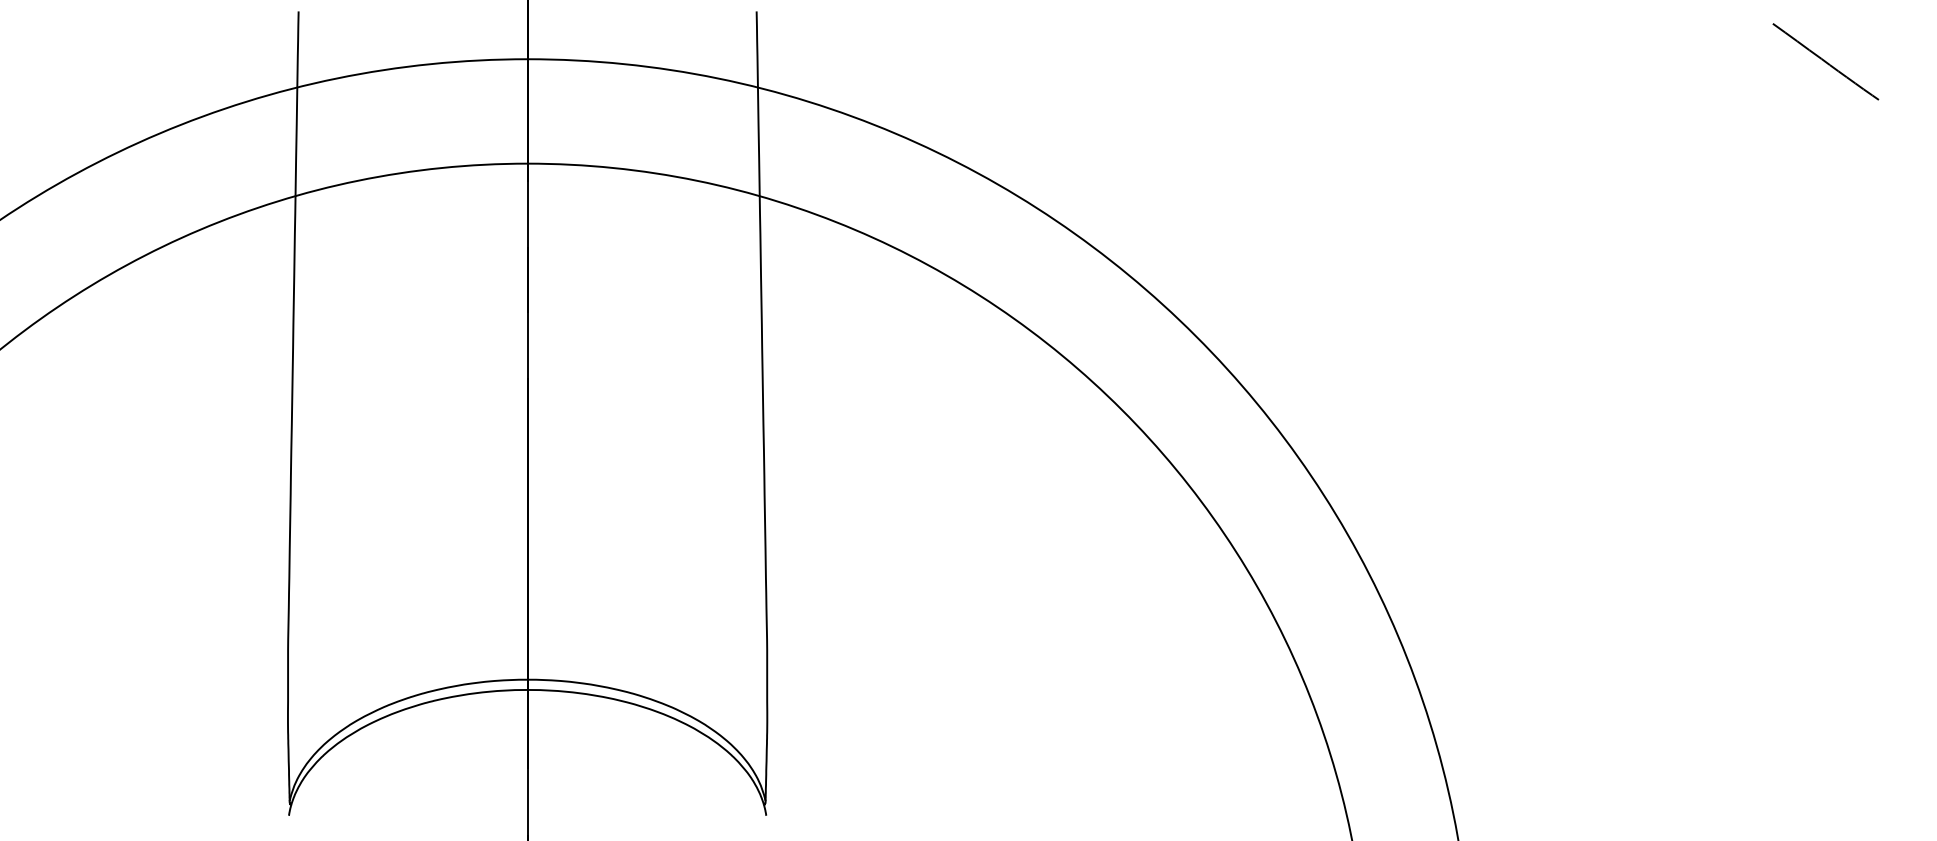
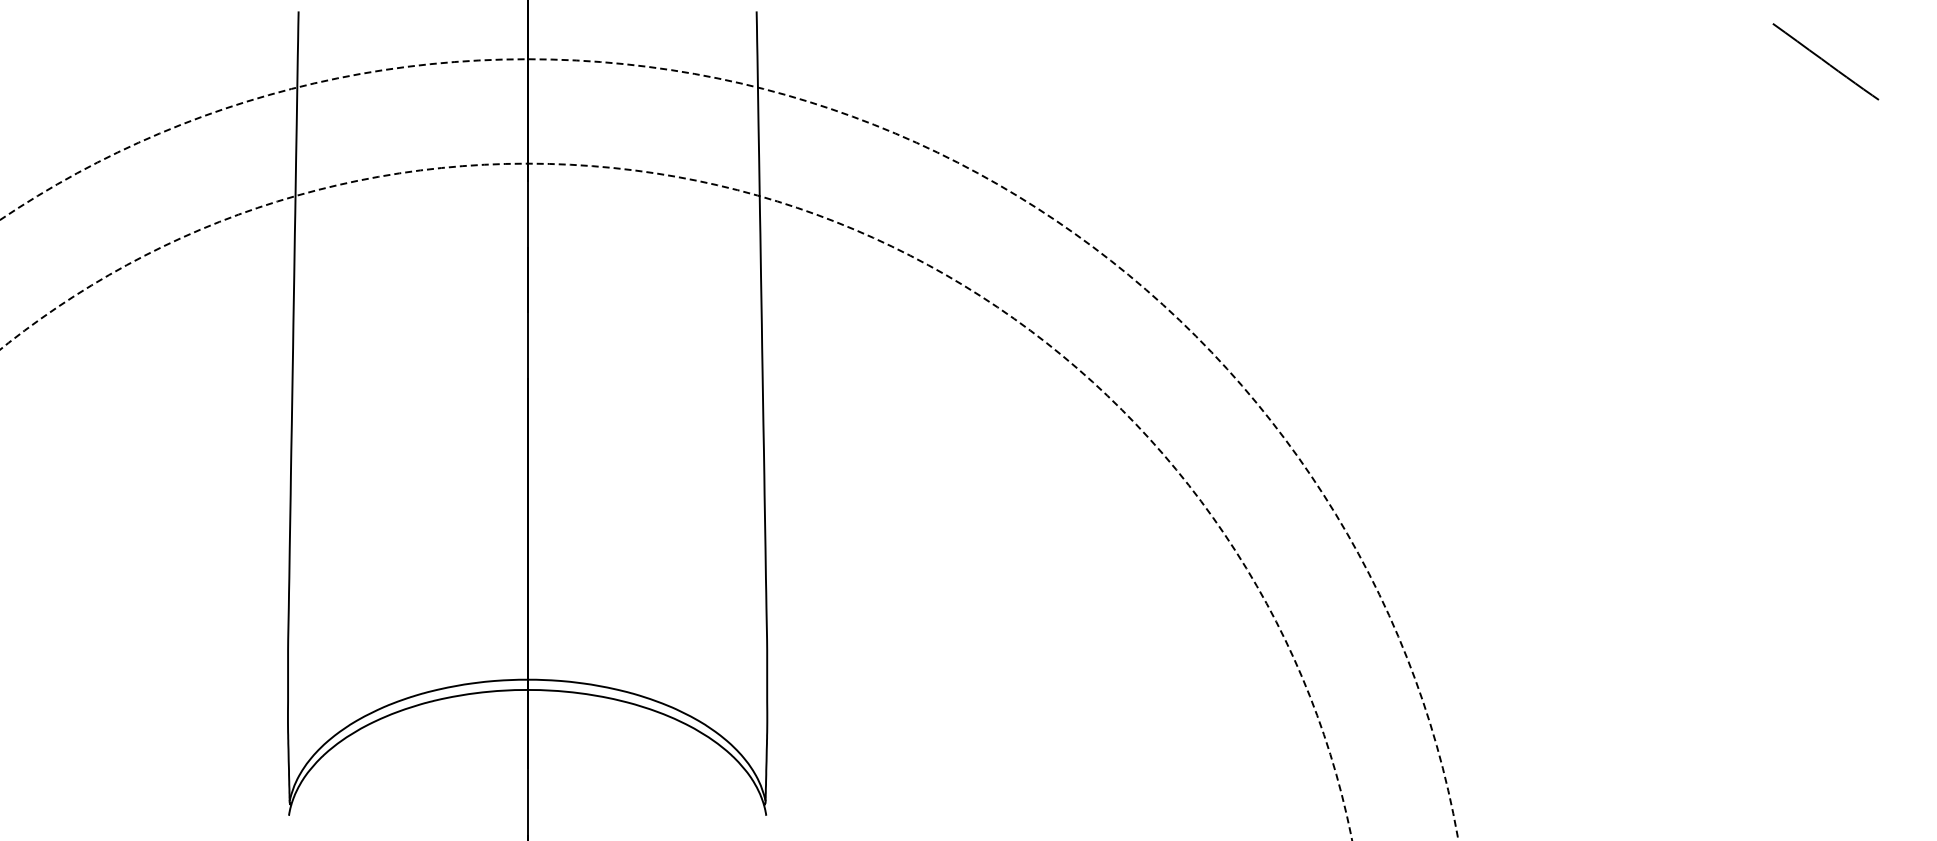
circle: solid -> dashed (729, 449)
circle: solid -> dashed (676, 501)
